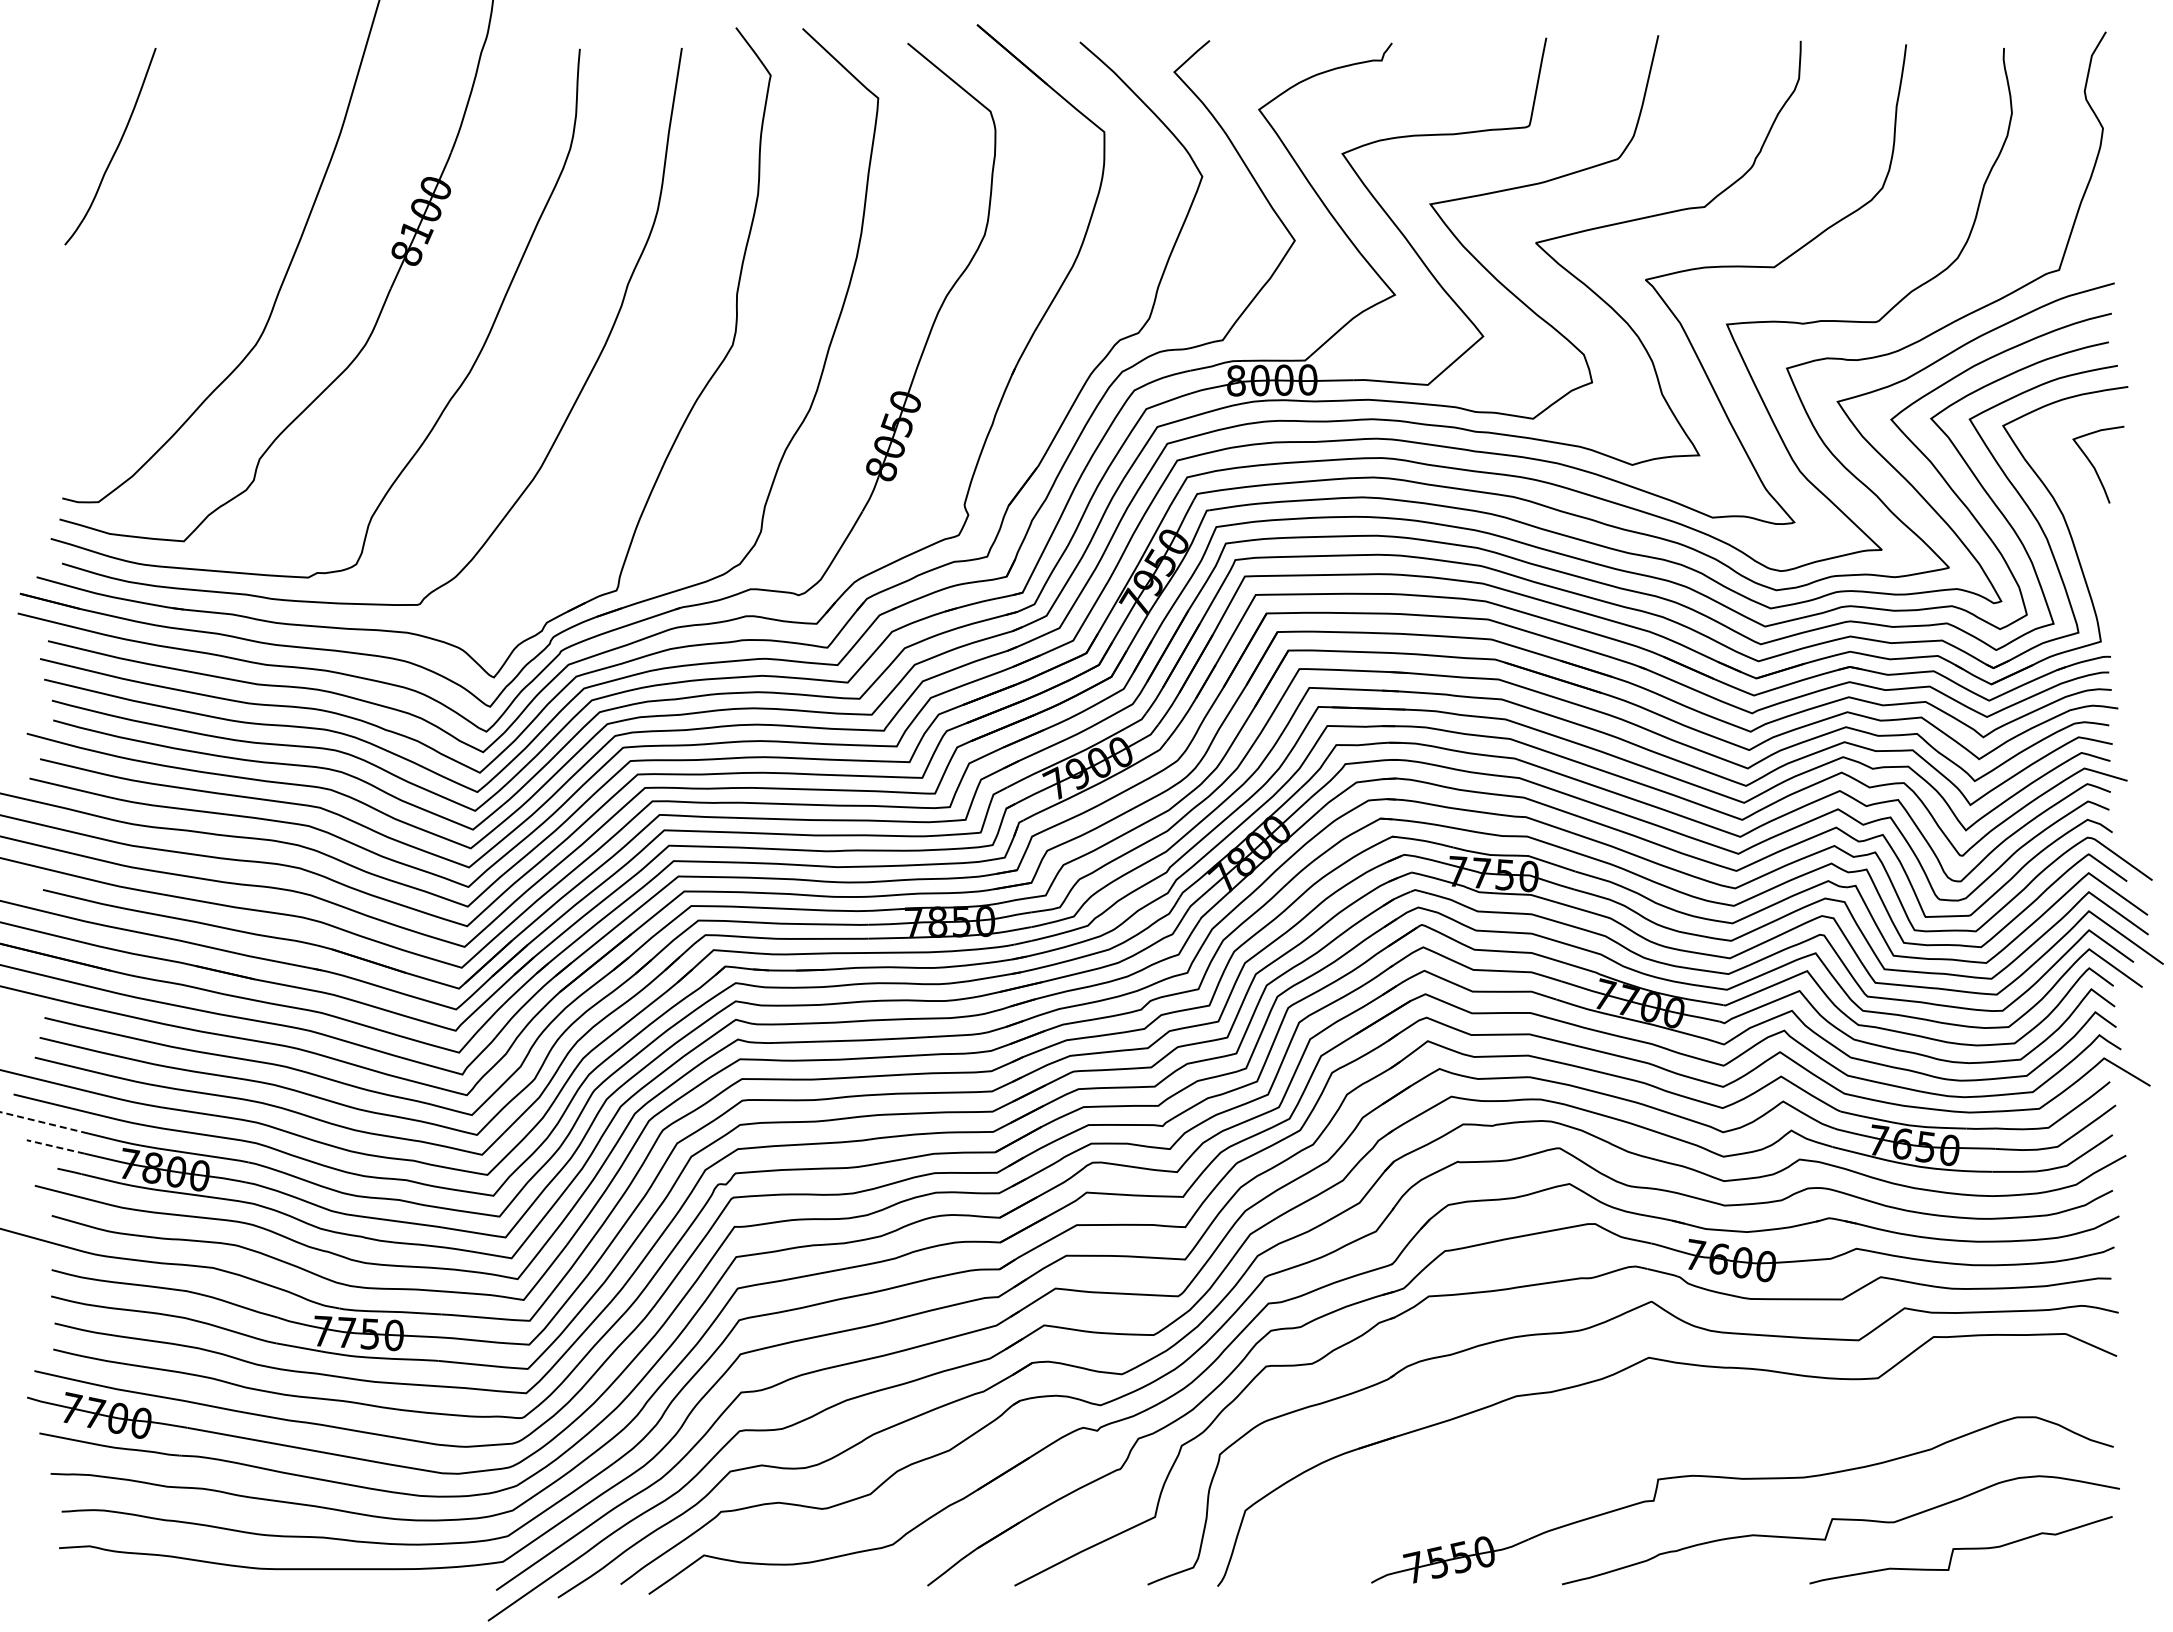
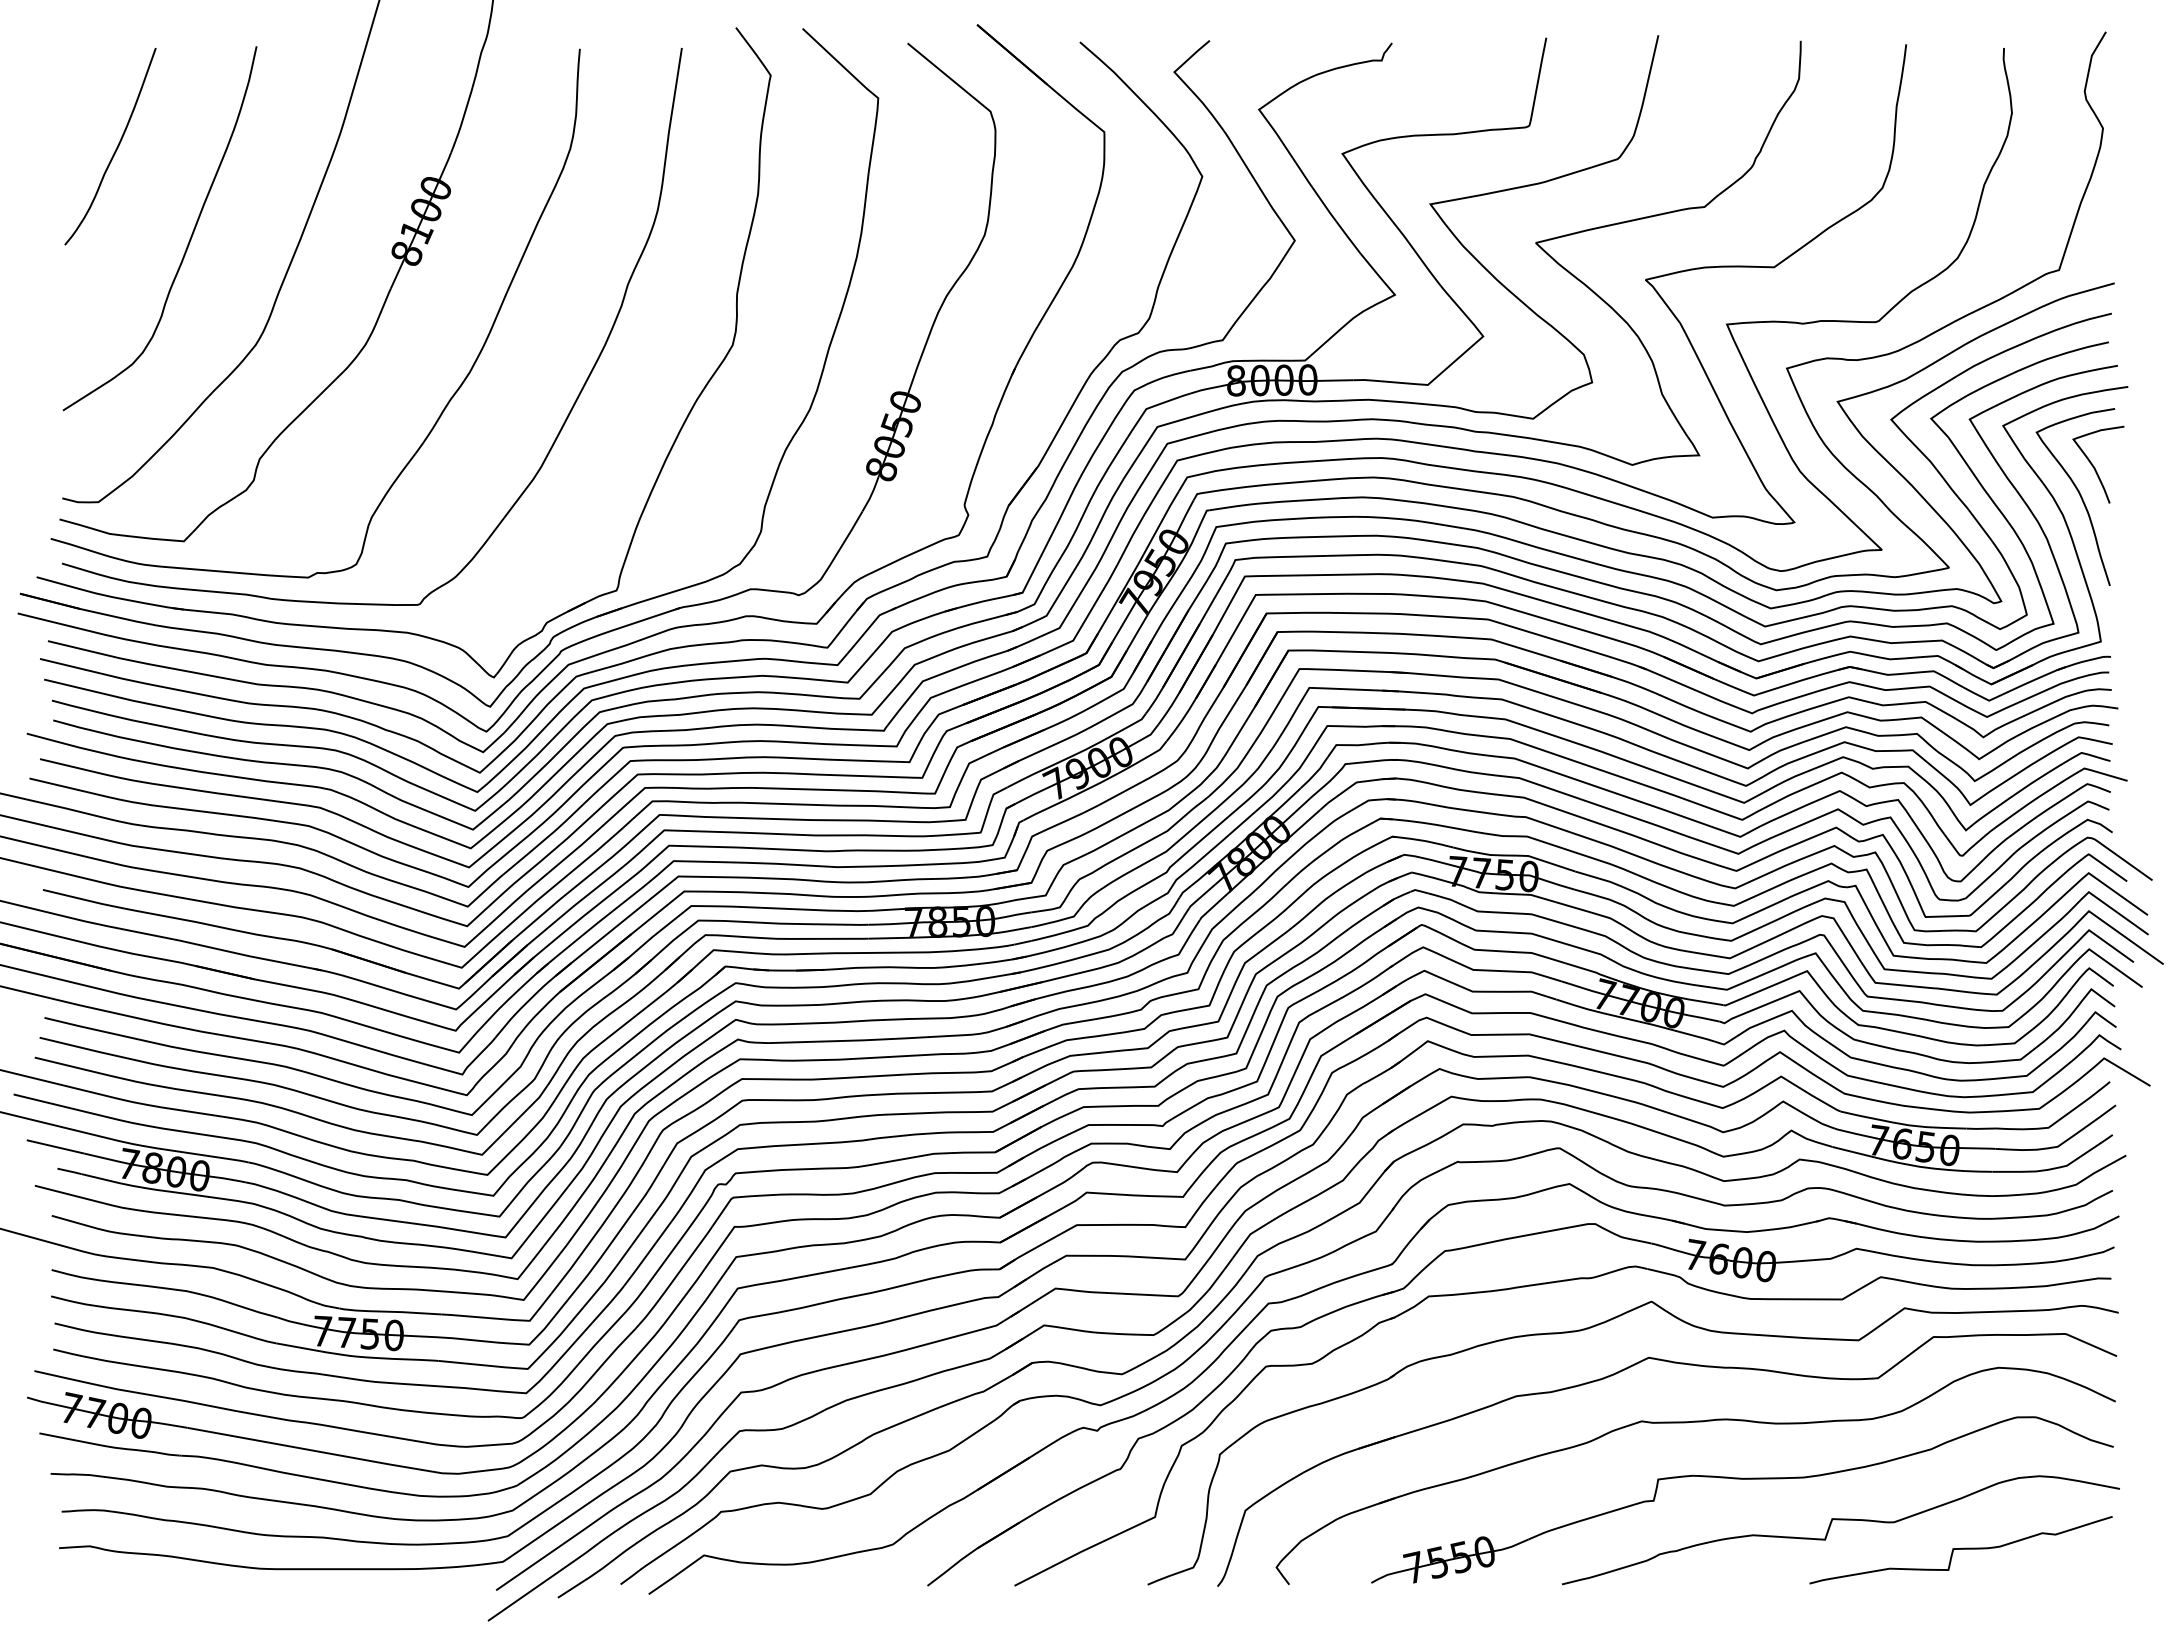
curve: none -> present (188, 241)
curve: none -> present (2079, 495)
line: dashed -> solid (44, 1122)
line: dashed -> solid (55, 1146)
part: none -> present (1687, 1423)
